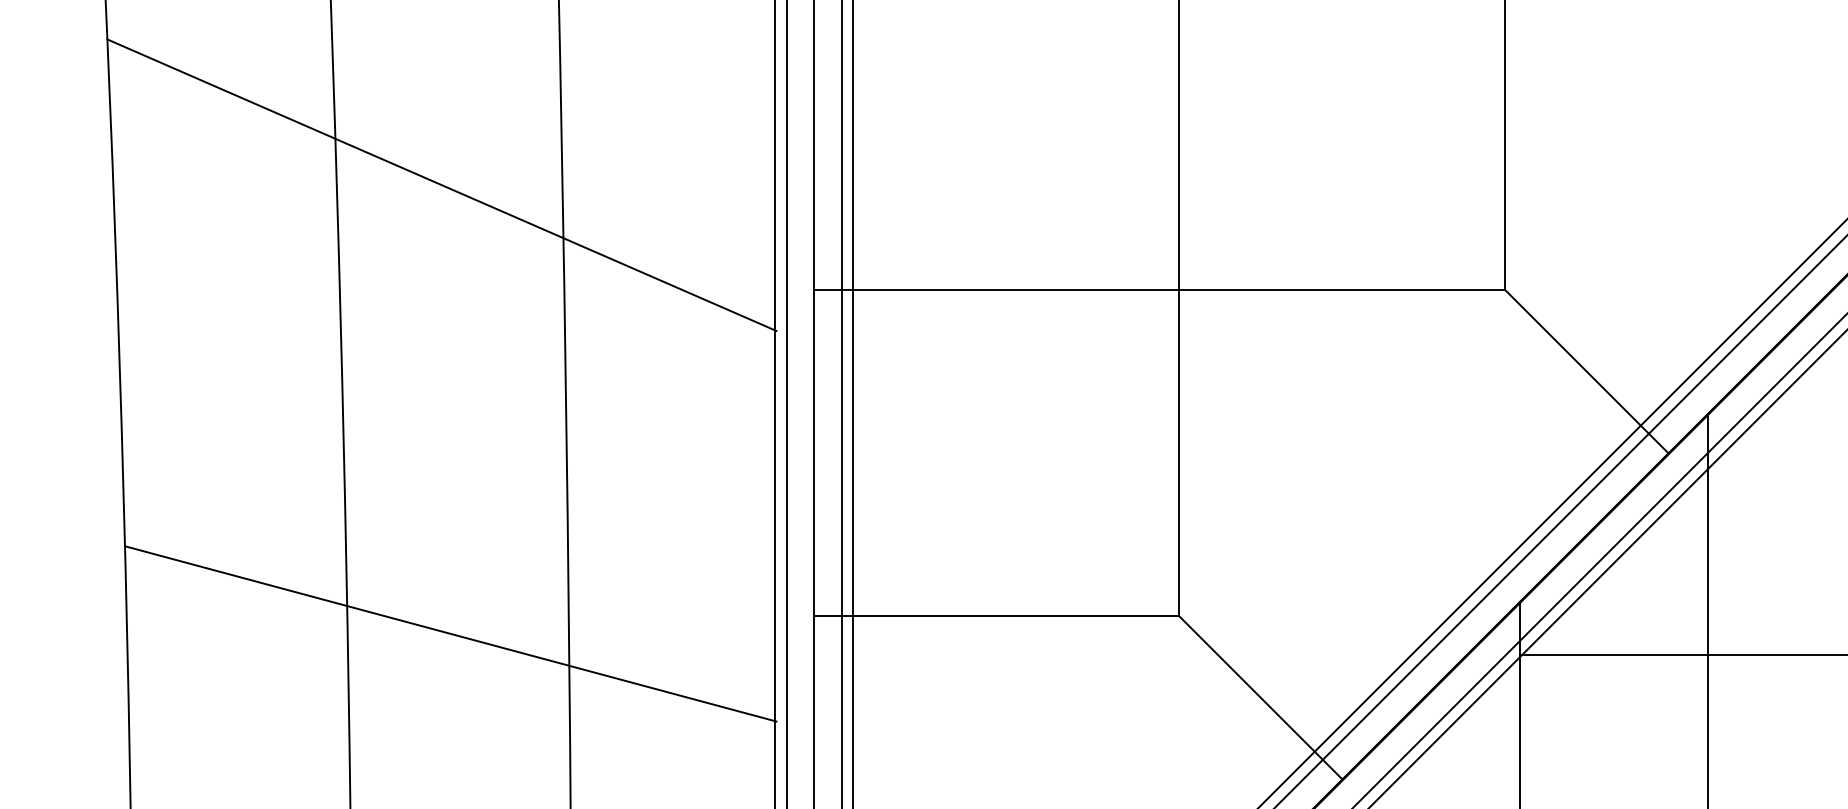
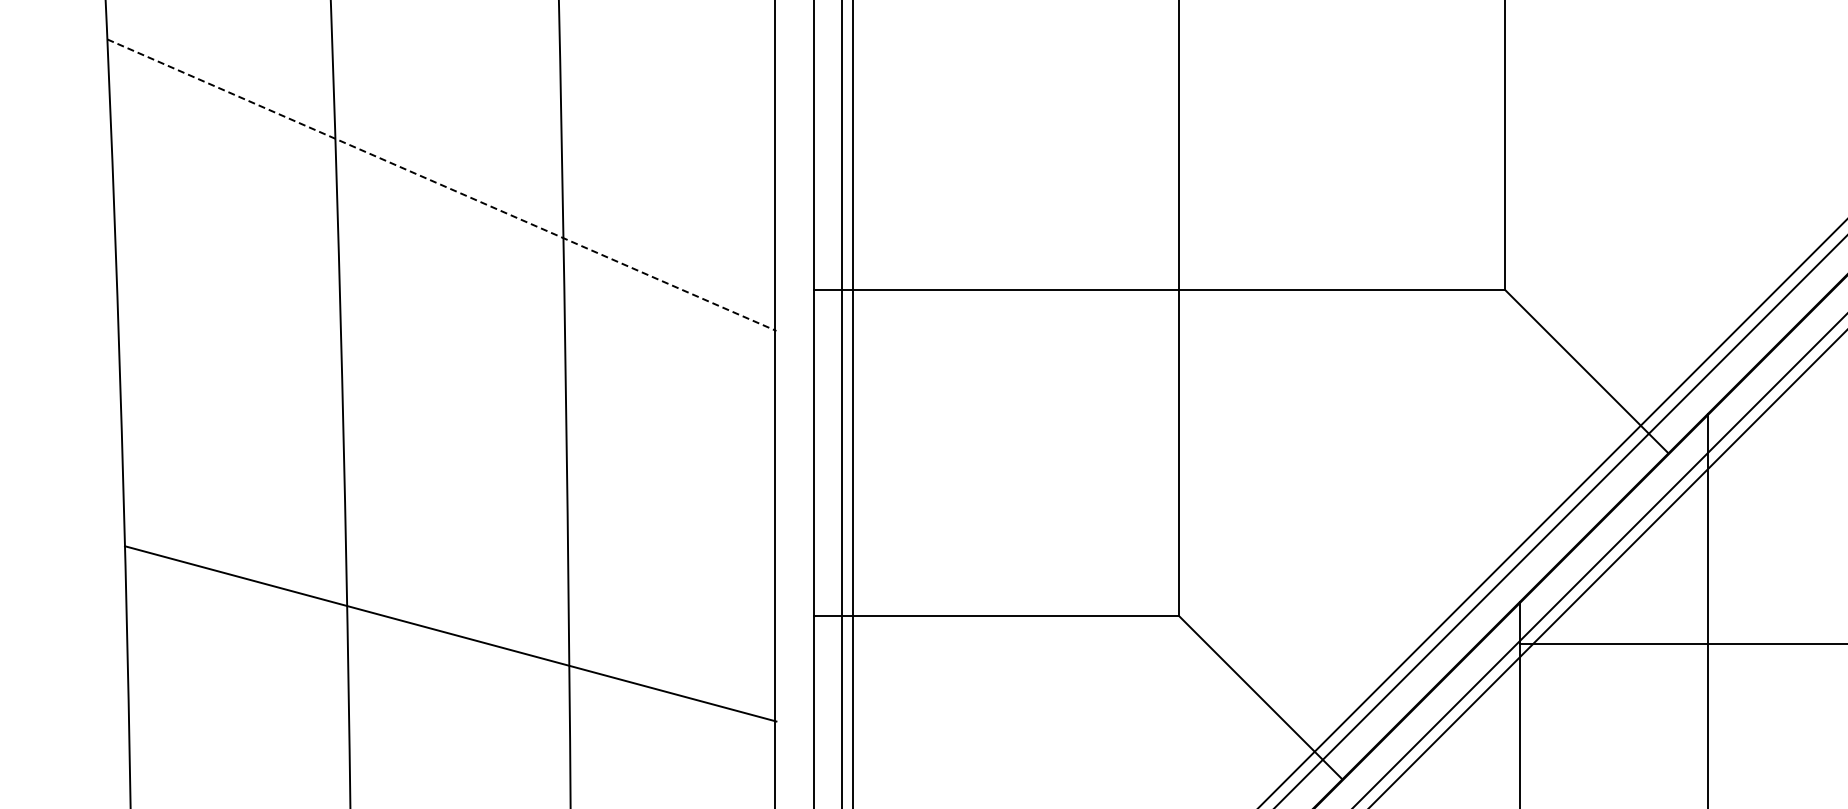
line: solid -> dashed (441, 185)
line: present -> none (786, 403)
line position: (1681, 655) -> (1681, 644) (1681, 644)
